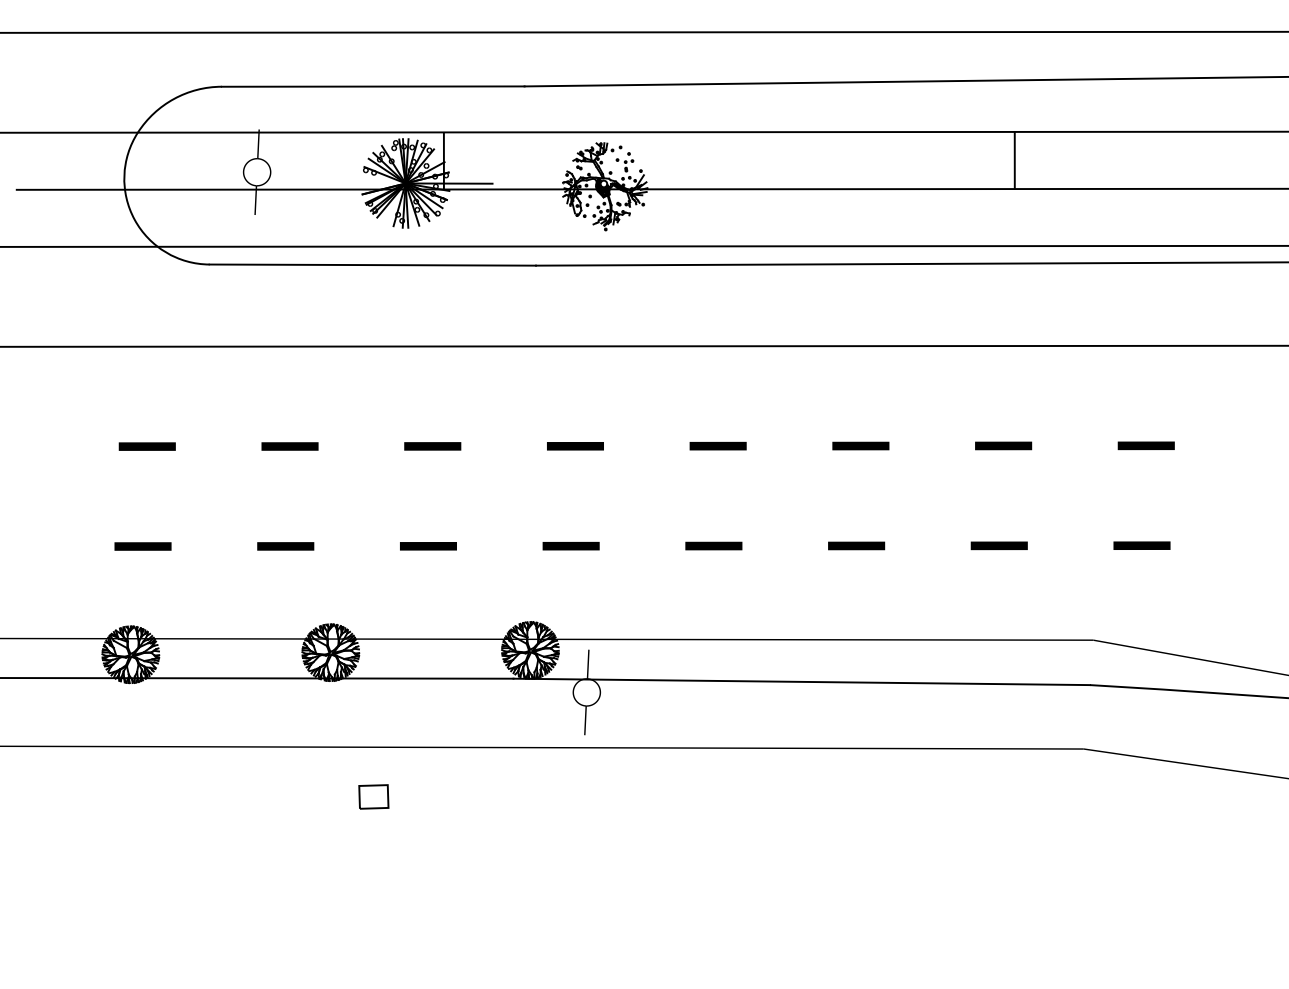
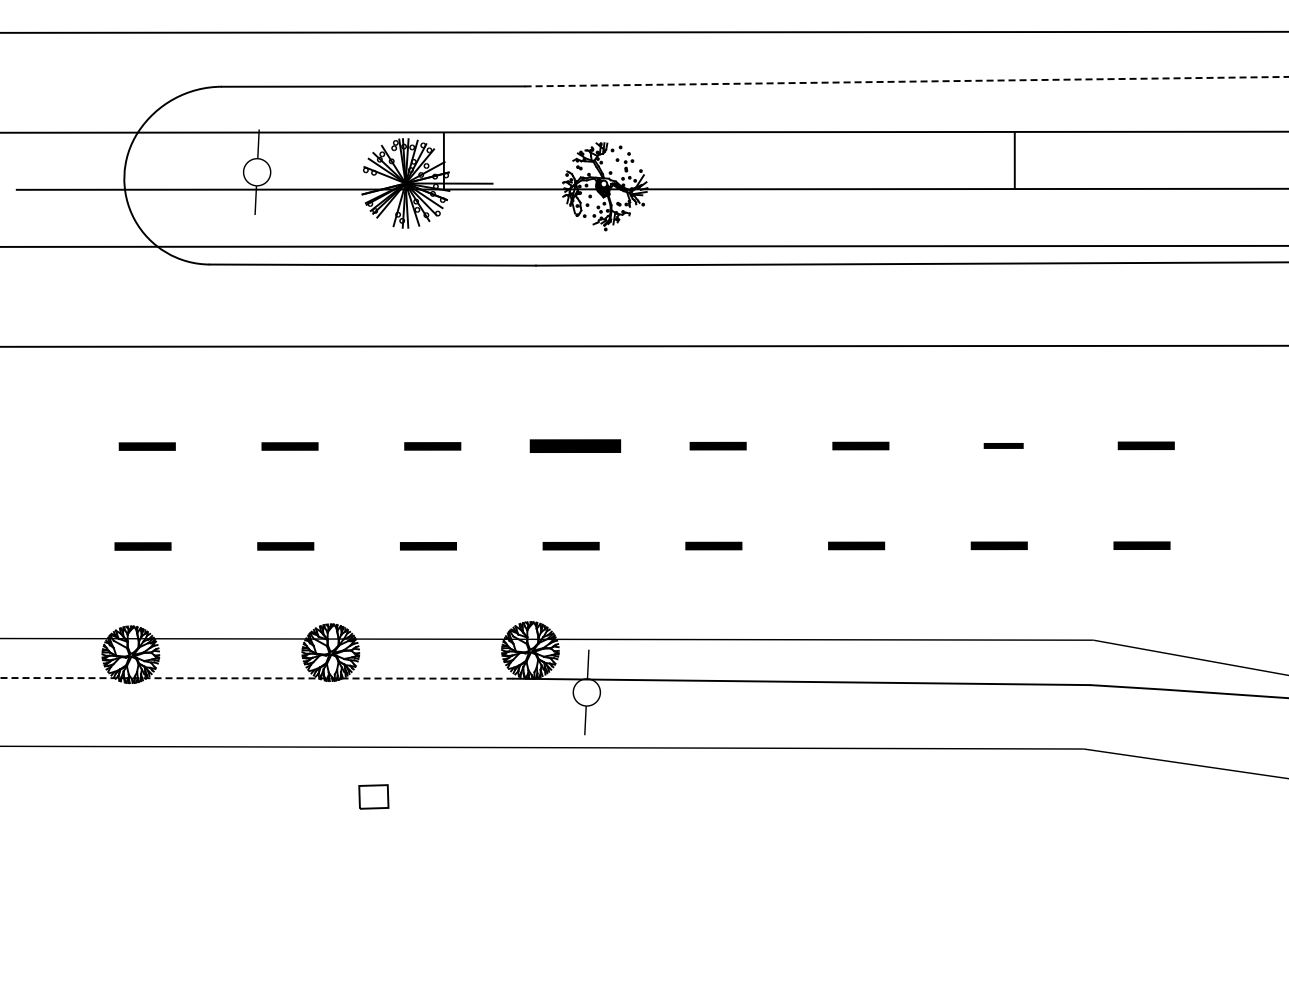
line: solid -> dashed (907, 81)
part size: 58x10 px -> 41x6 px (1003, 445)
part size: 57x9 px -> 93x14 px (575, 445)
line: solid -> dashed (256, 678)
